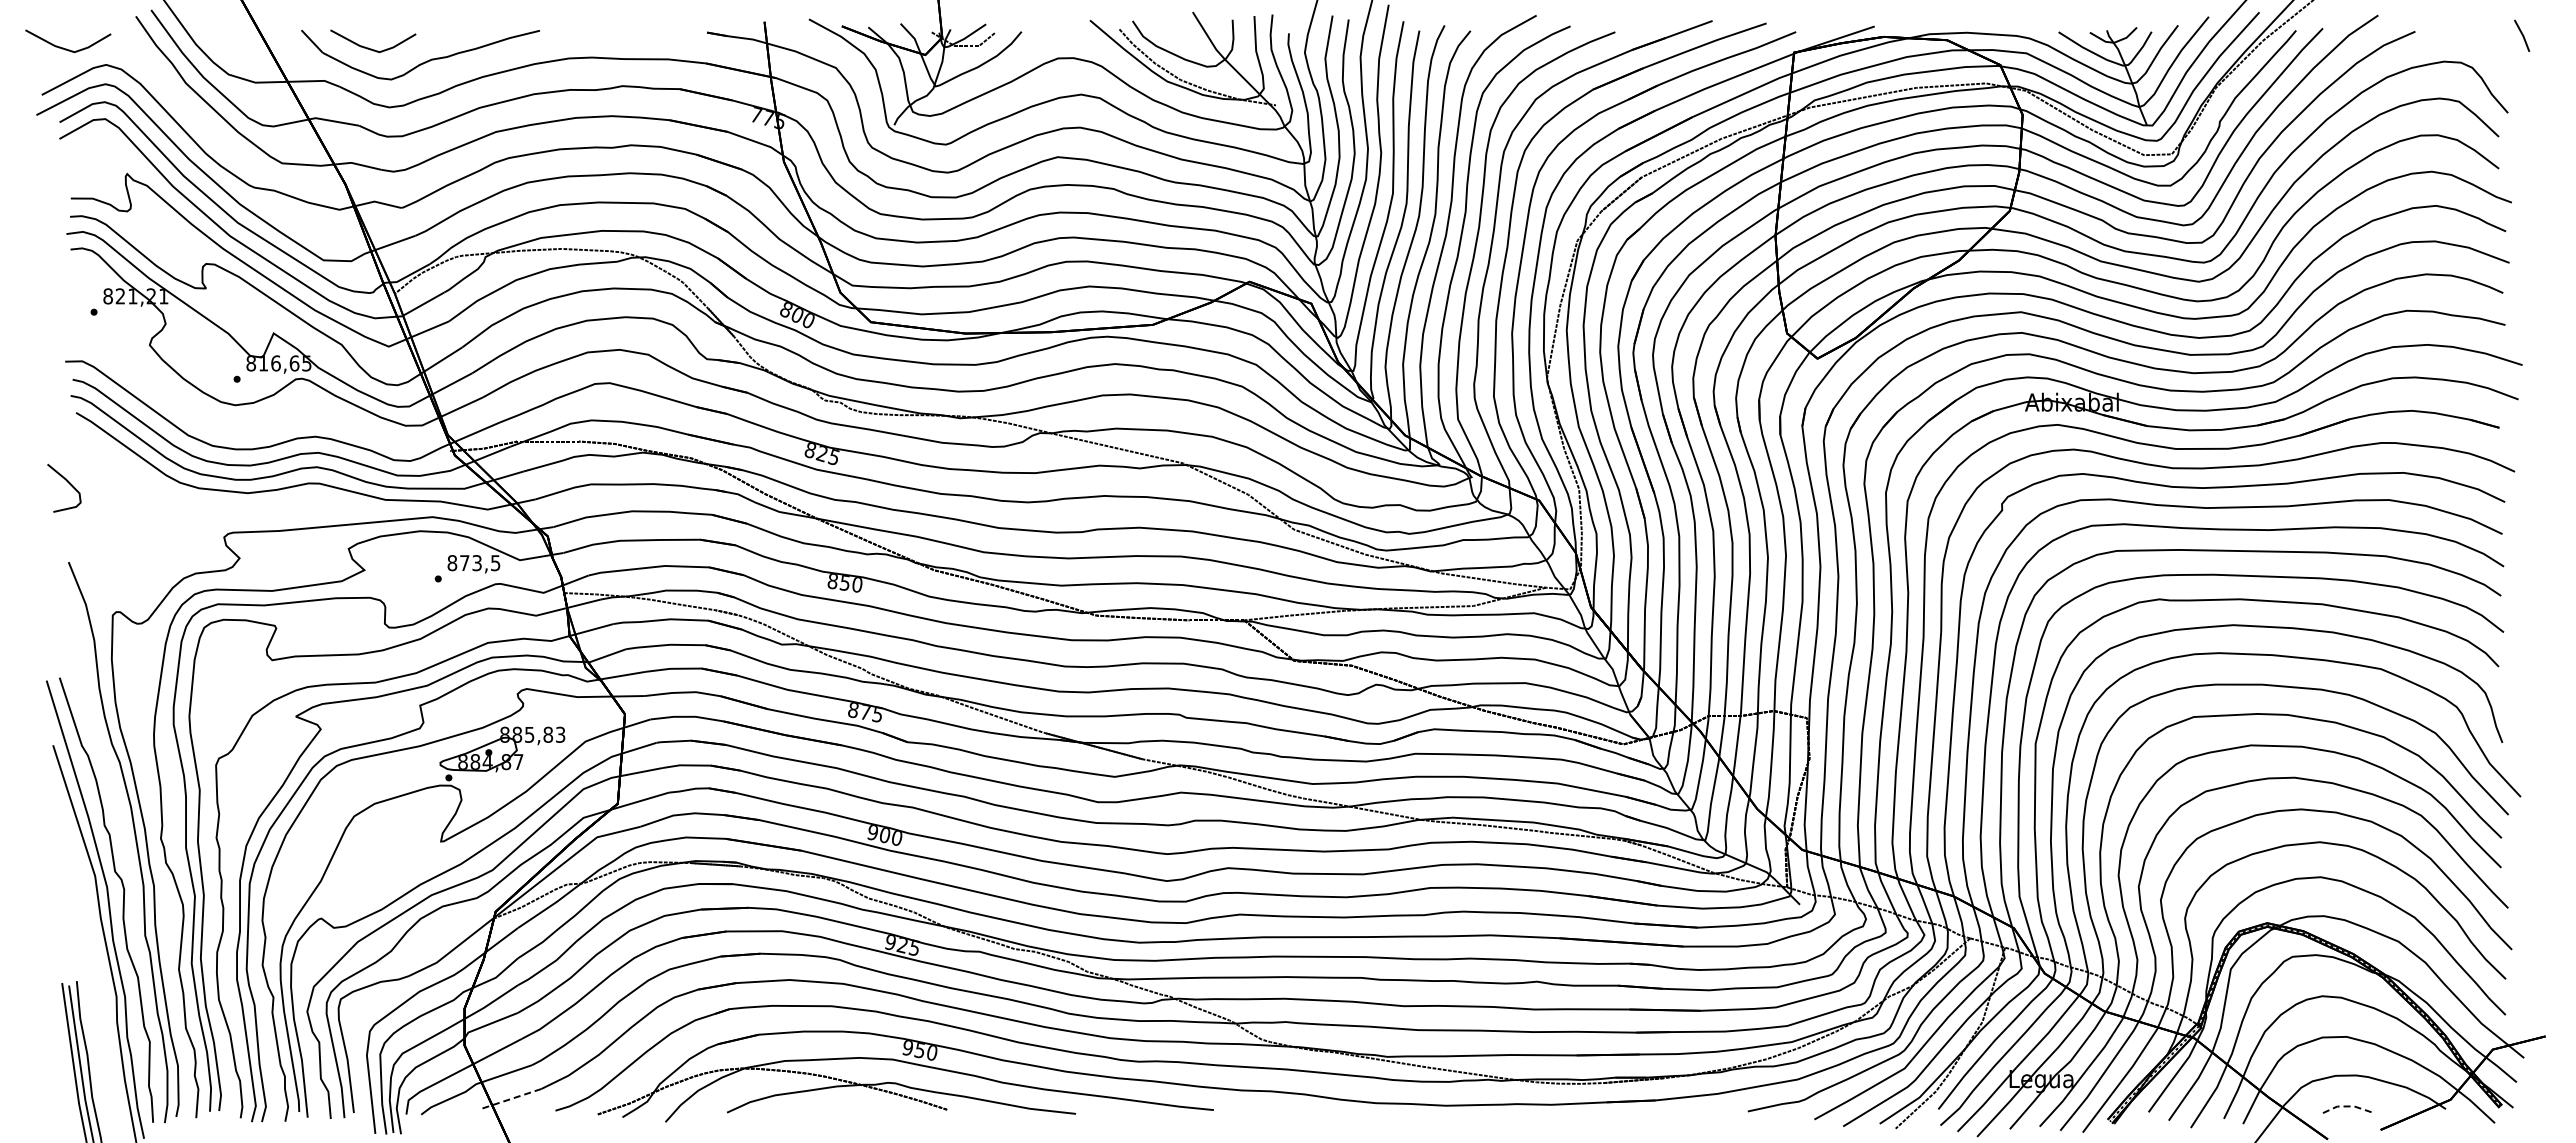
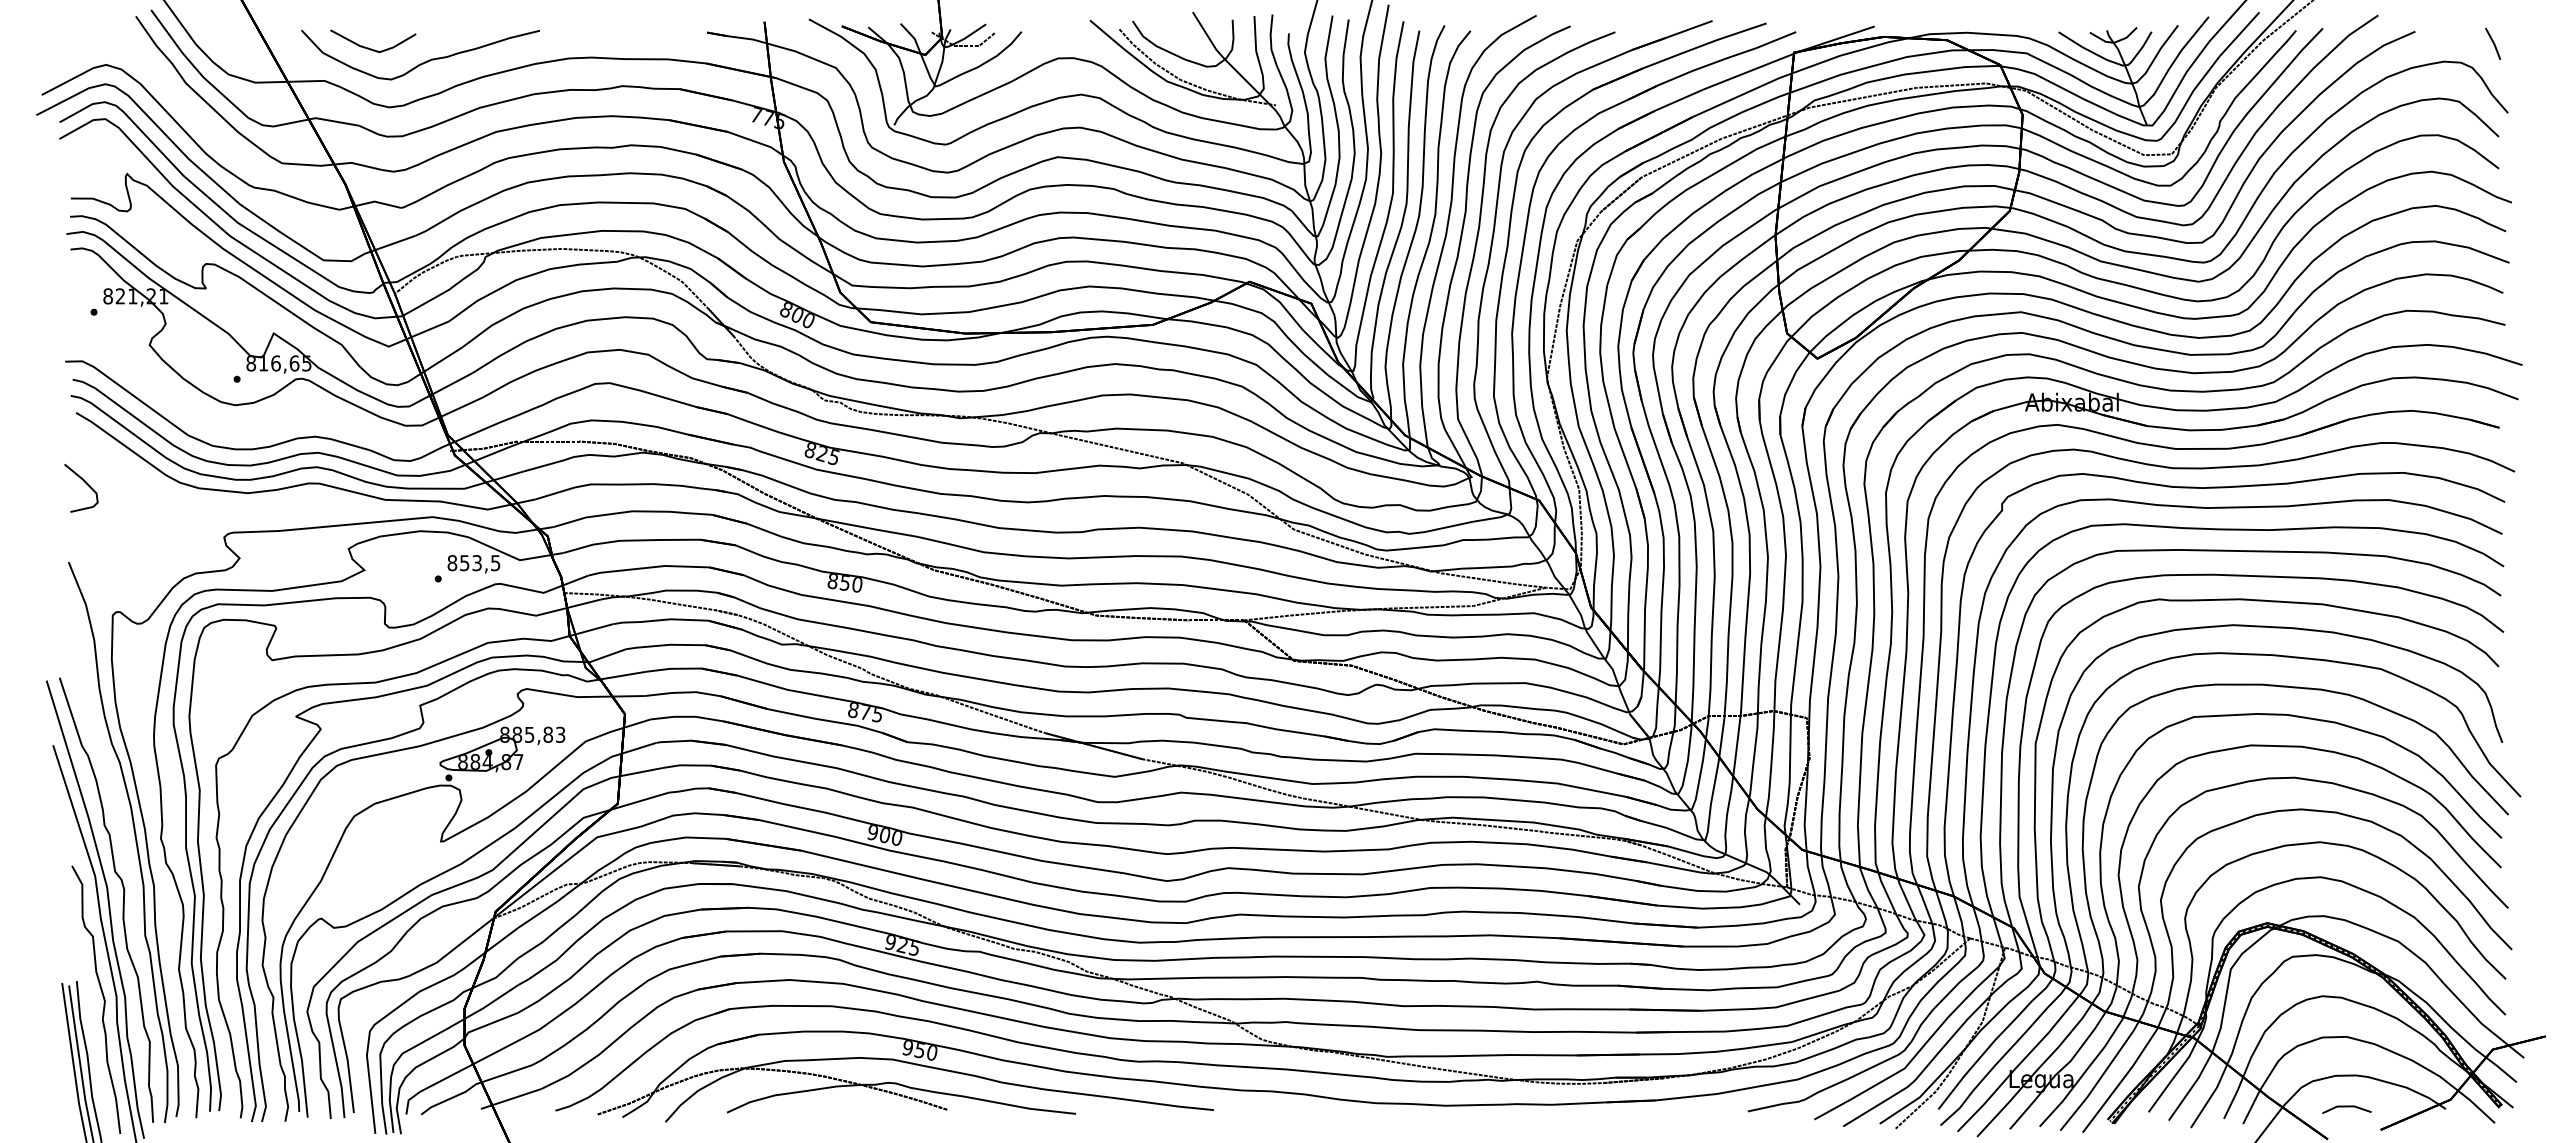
line position: (2522, 35) -> (2493, 43) (2493, 43)
line: present -> none (66, 48)
curve position: (68, 483) -> (85, 483) (85, 483)
text: 873,5 -> 853,5 (464, 563)
curve: none -> present (102, 997)
line: dashed -> solid (511, 1099)
line: dashed -> solid (2346, 1106)
